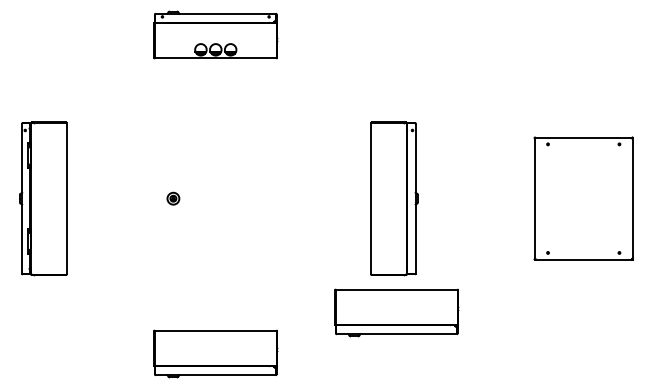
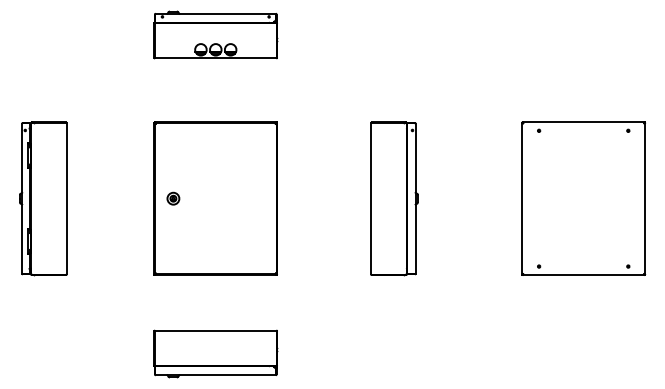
part: none -> present (215, 198)
part size: 101x125 px -> 126x155 px (583, 198)
part: present -> none (396, 312)
